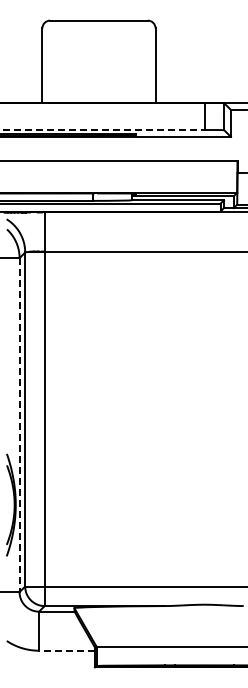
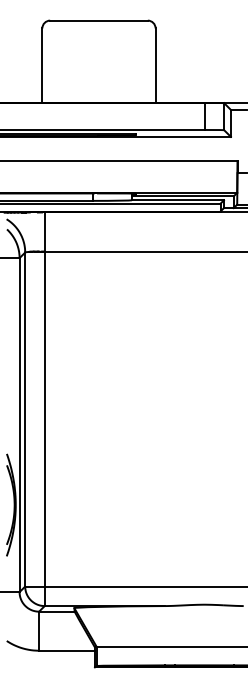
line: dashed -> solid (102, 129)
line: dashed -> solid (19, 425)
line: dashed -> solid (67, 650)
